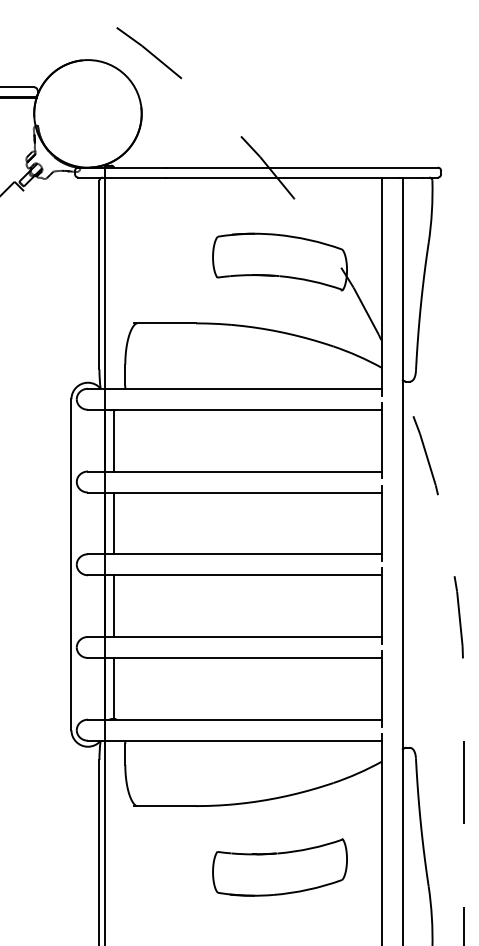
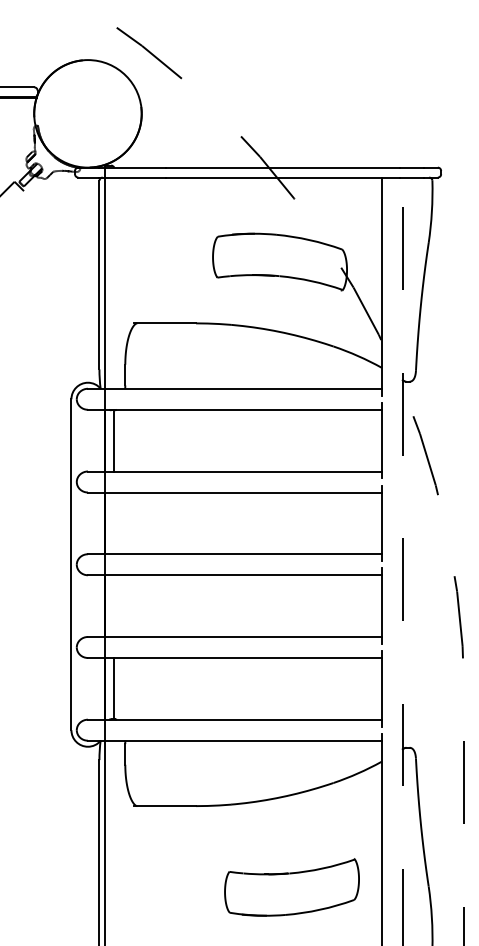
line: present -> none (114, 523)
line: solid -> dashed (402, 561)
line: present -> none (114, 605)
part position: (279, 867) -> (291, 887) (291, 887)
